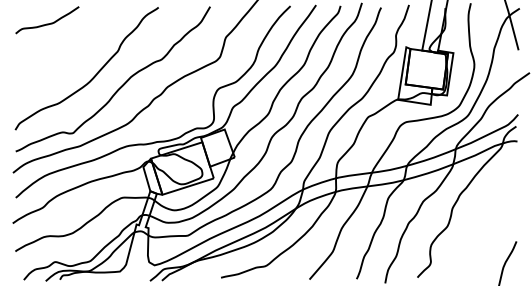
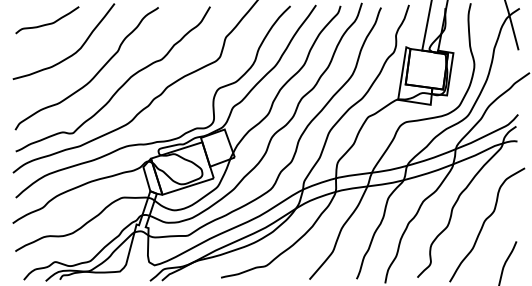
curve: none -> present (69, 55)
curve: none -> present (485, 222)
